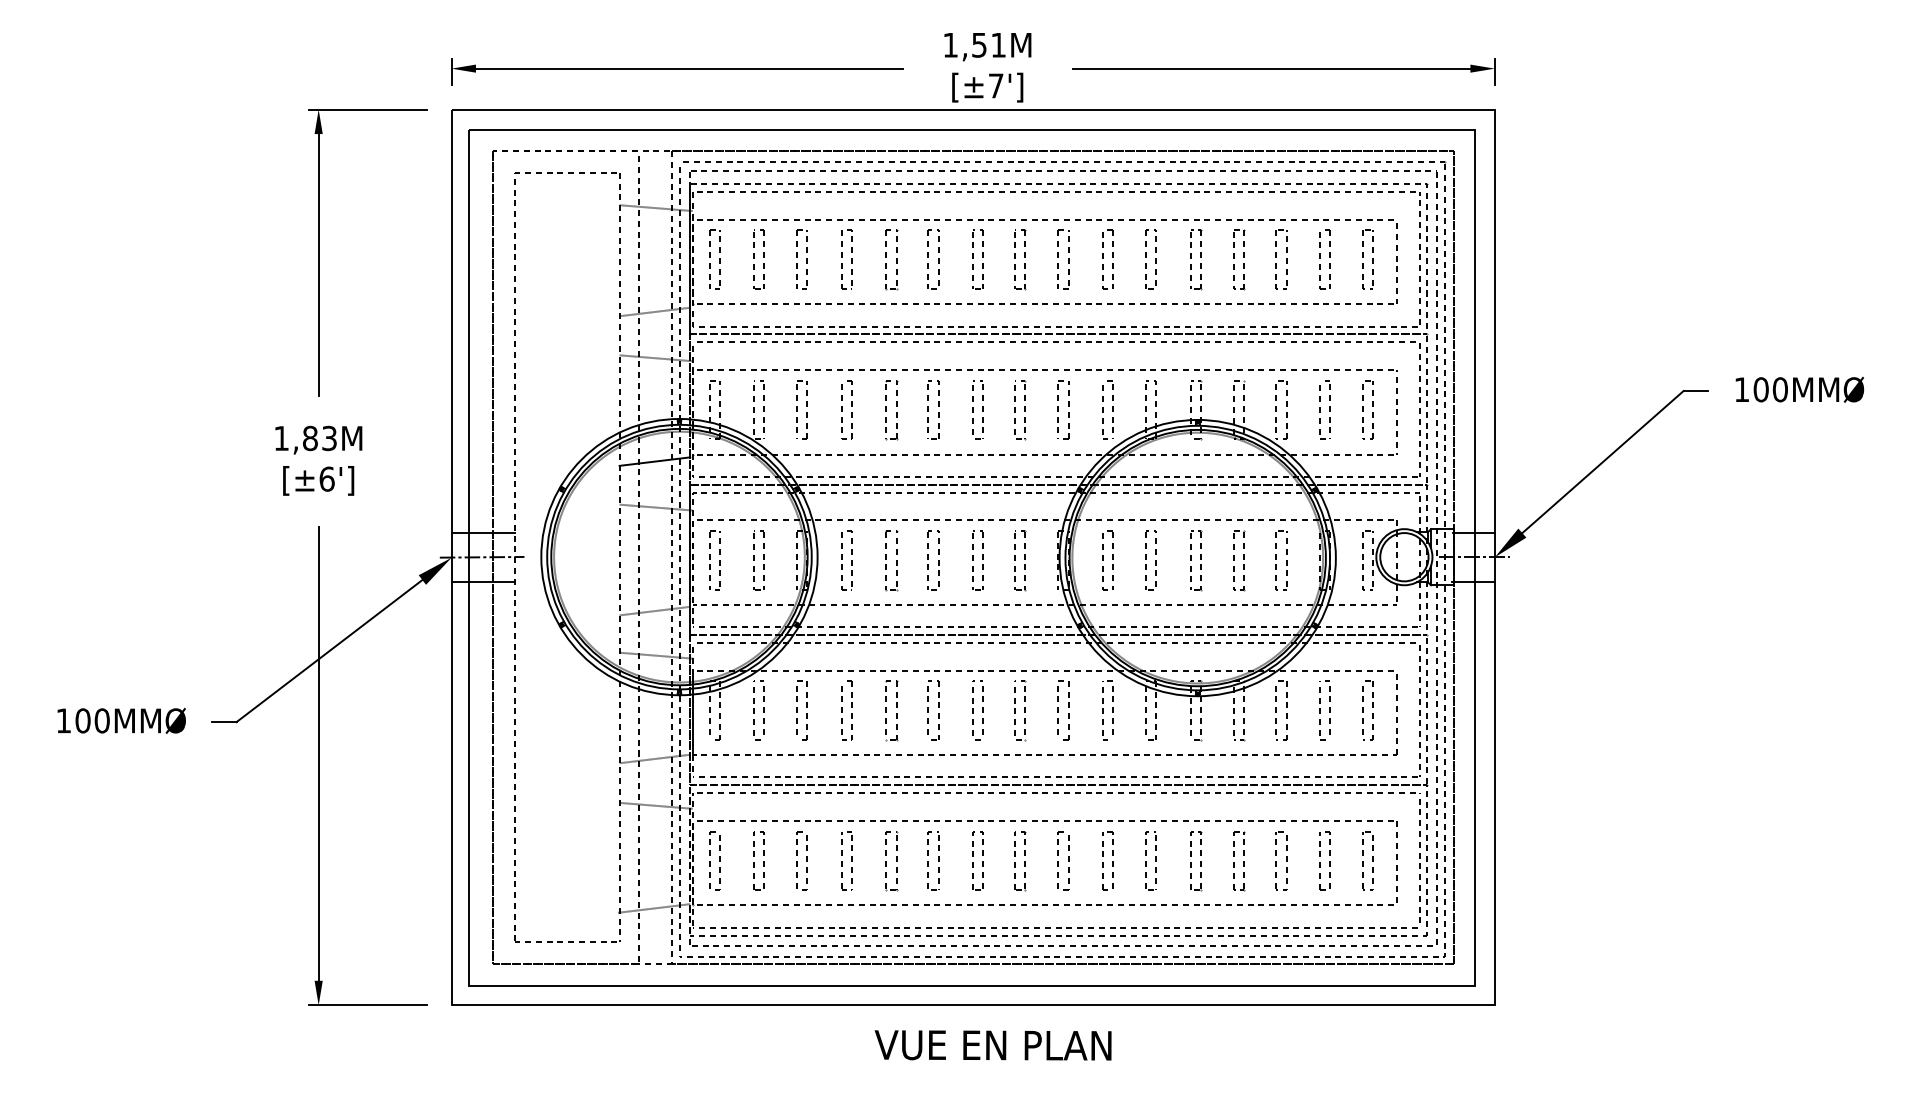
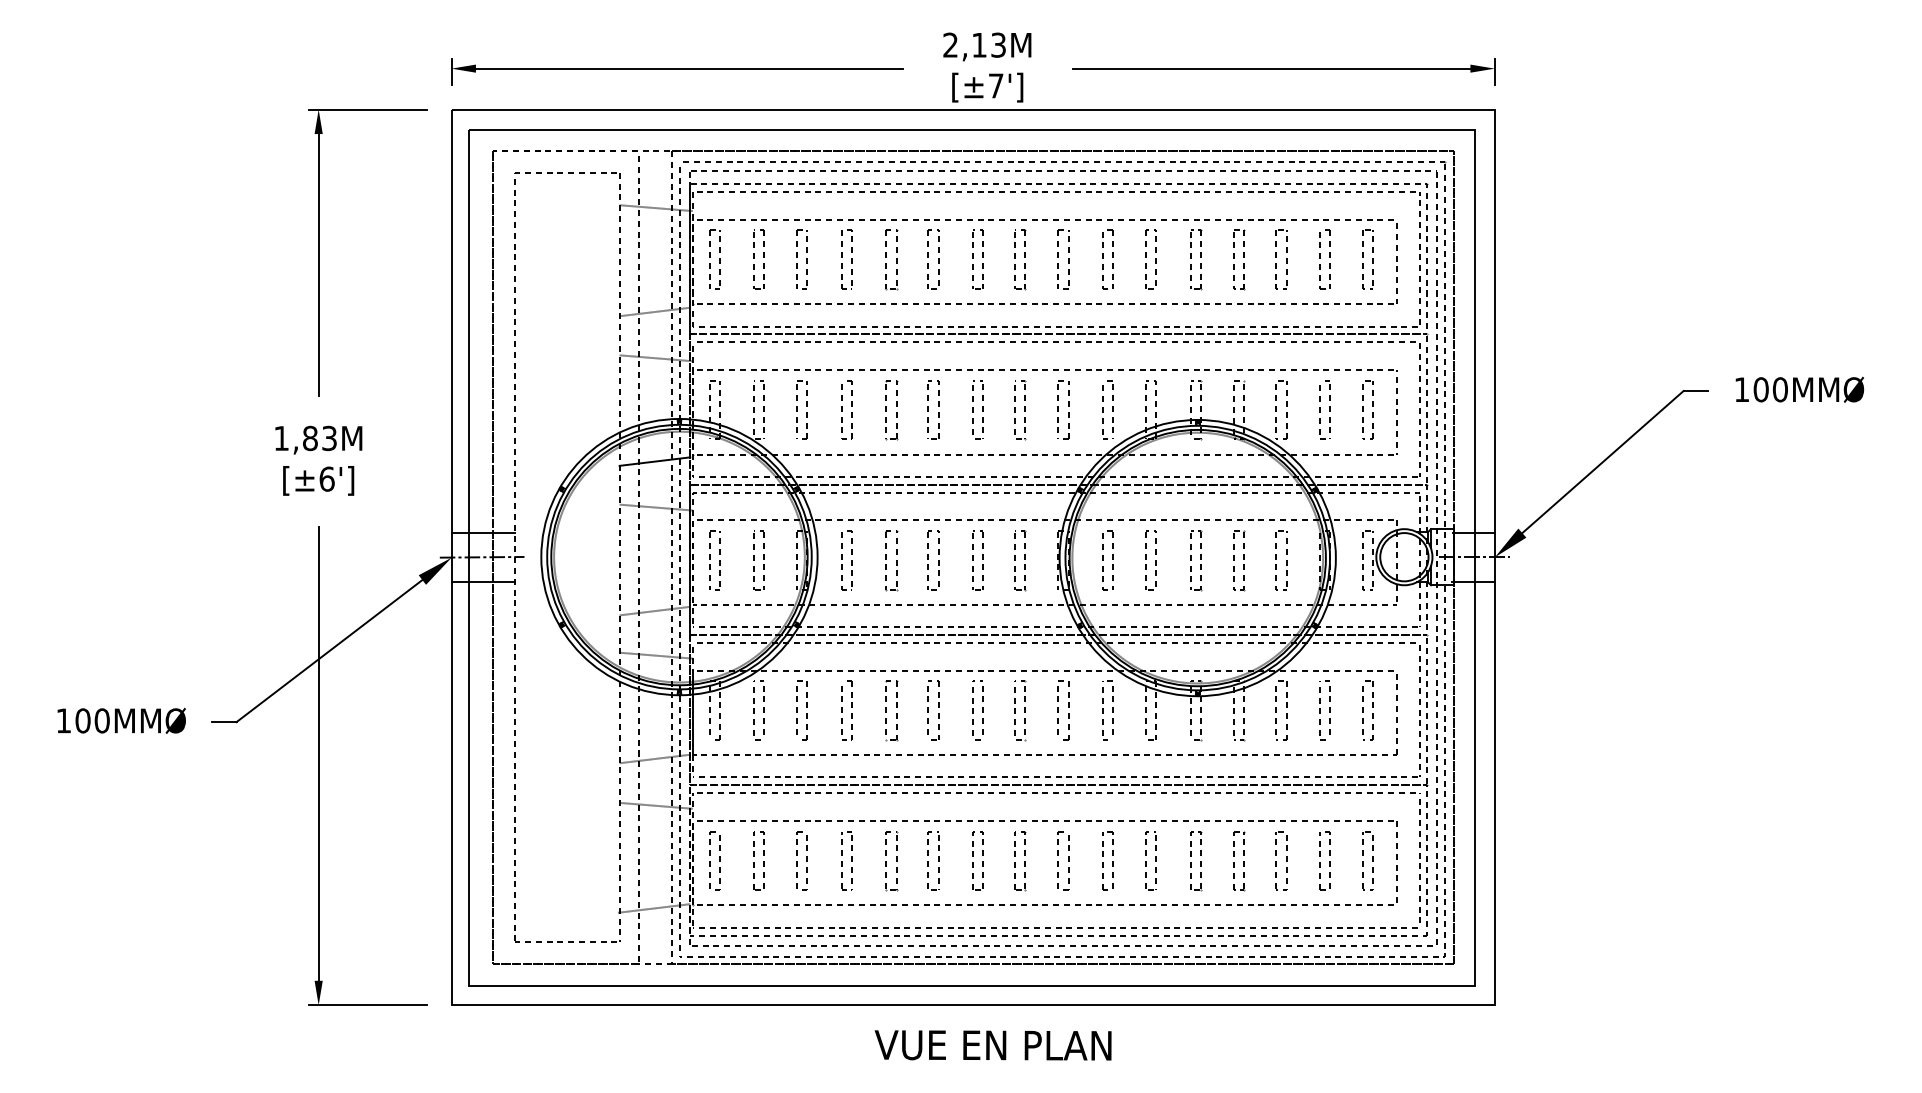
text: 1,51M -> 2,13M (974, 44)
